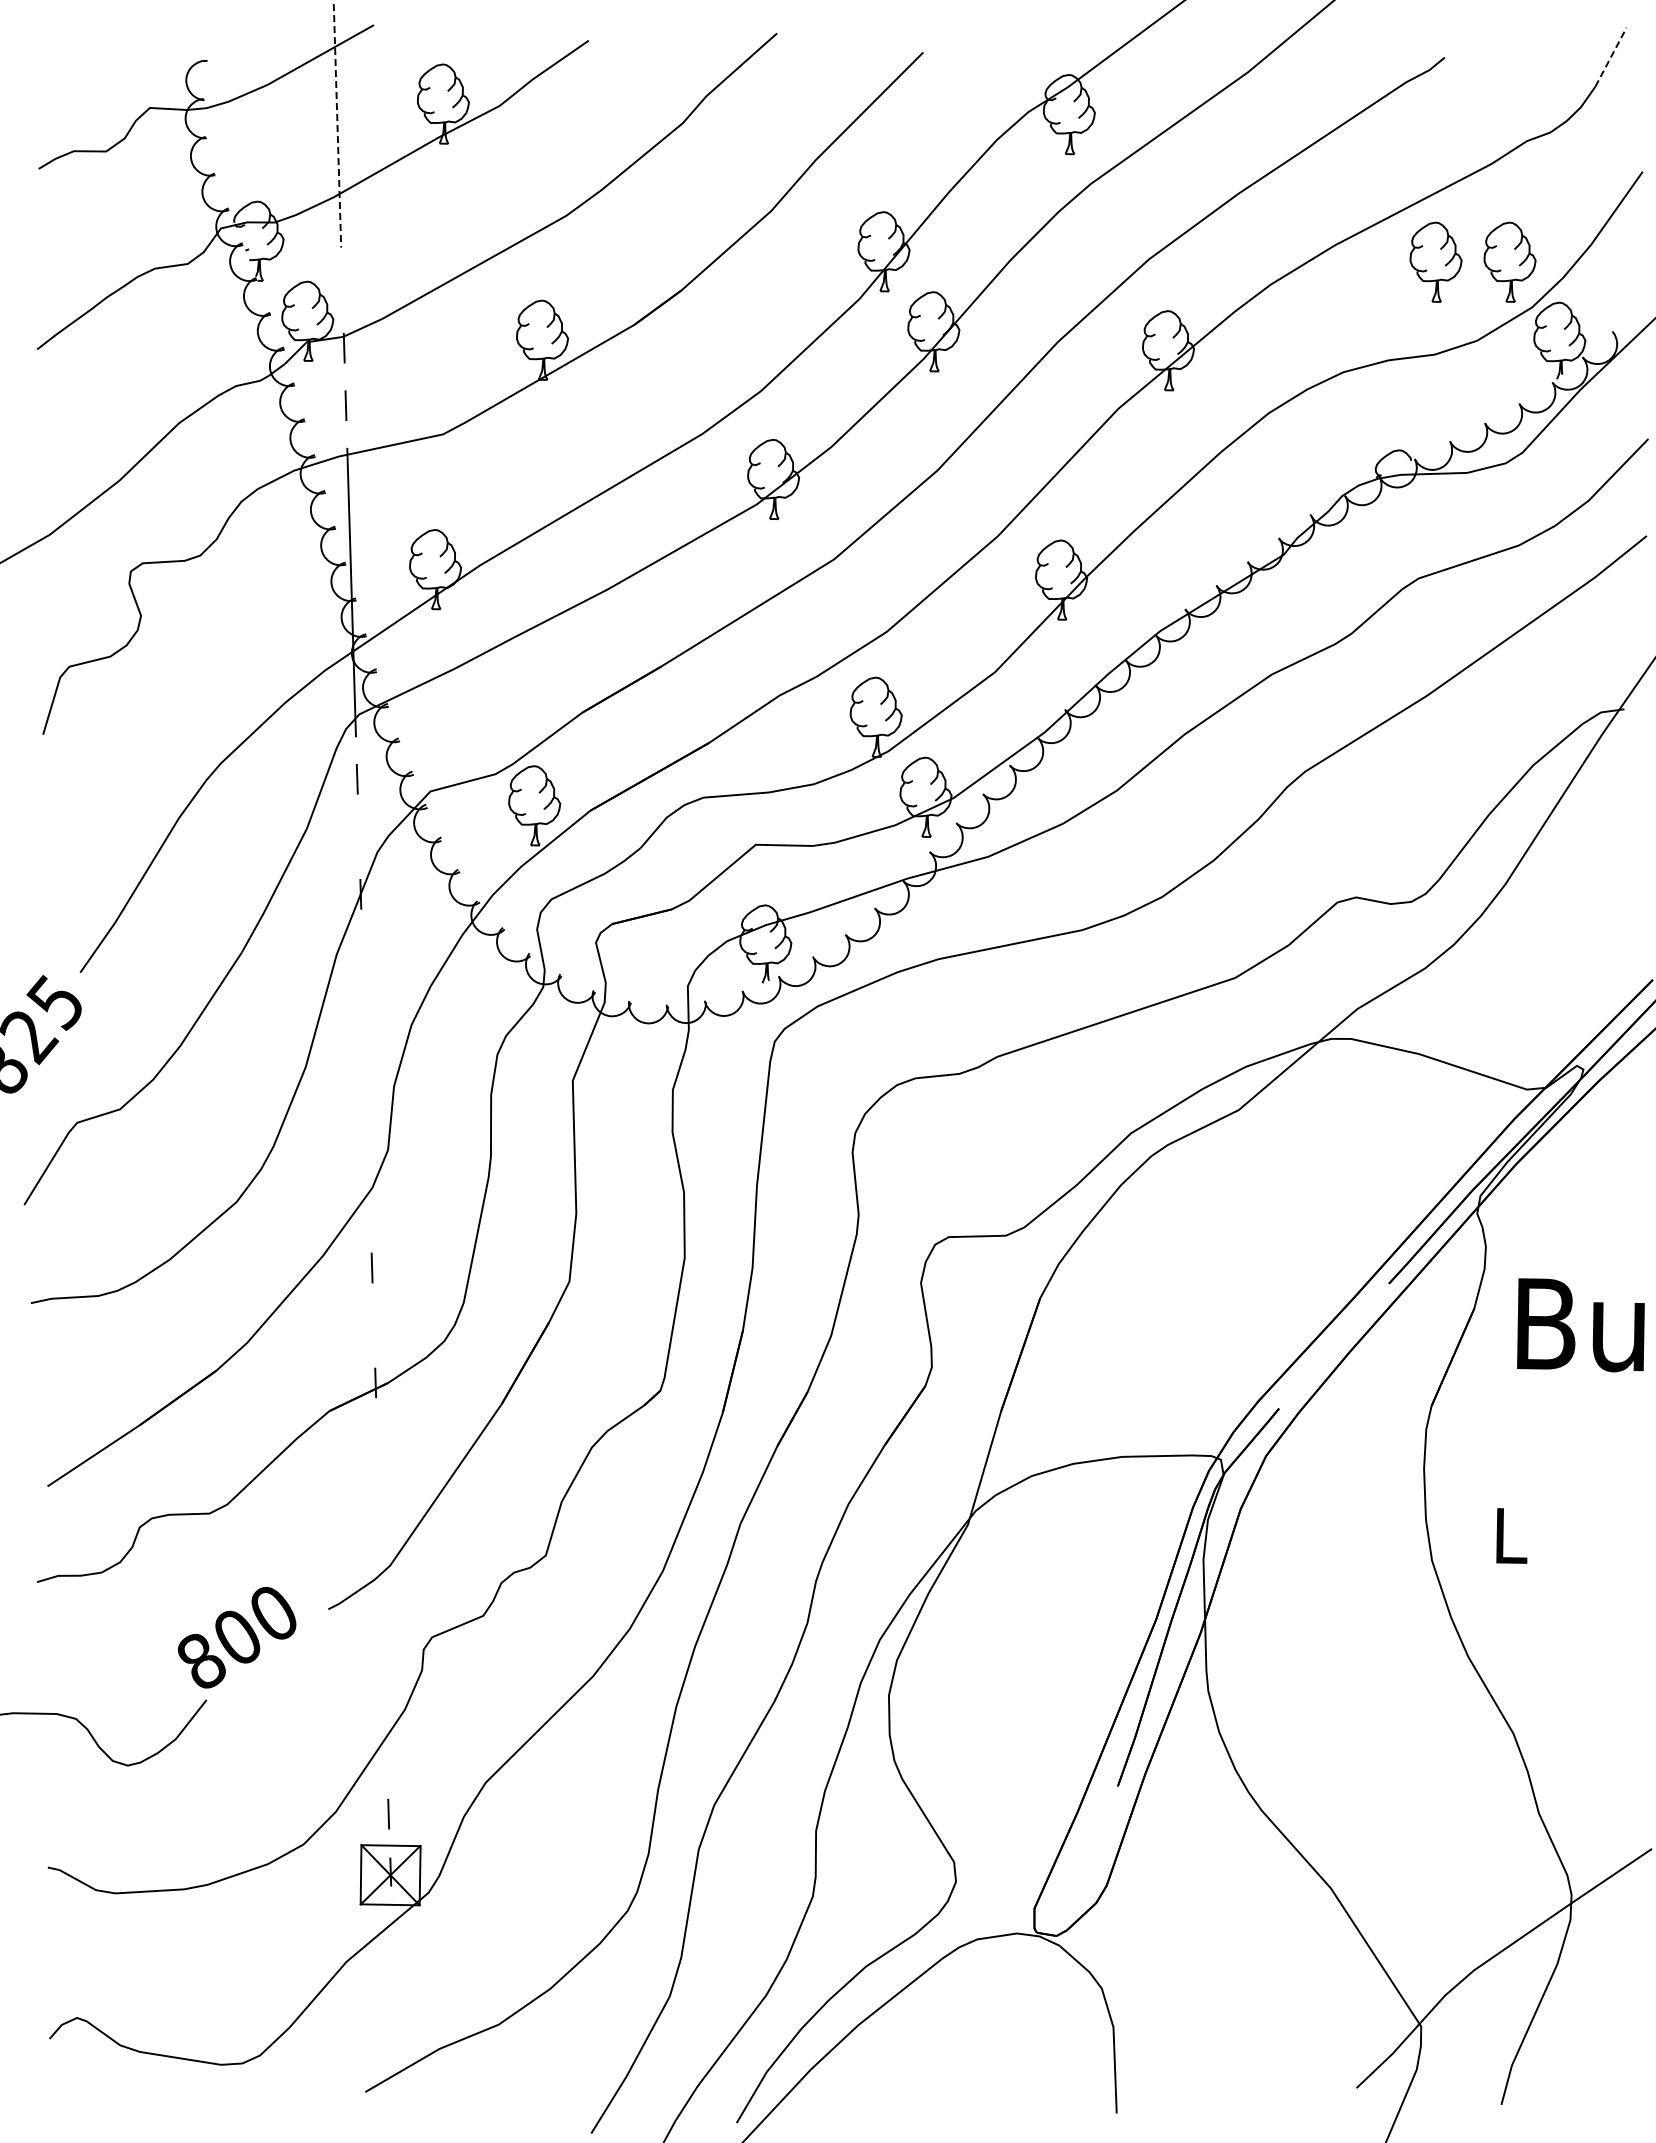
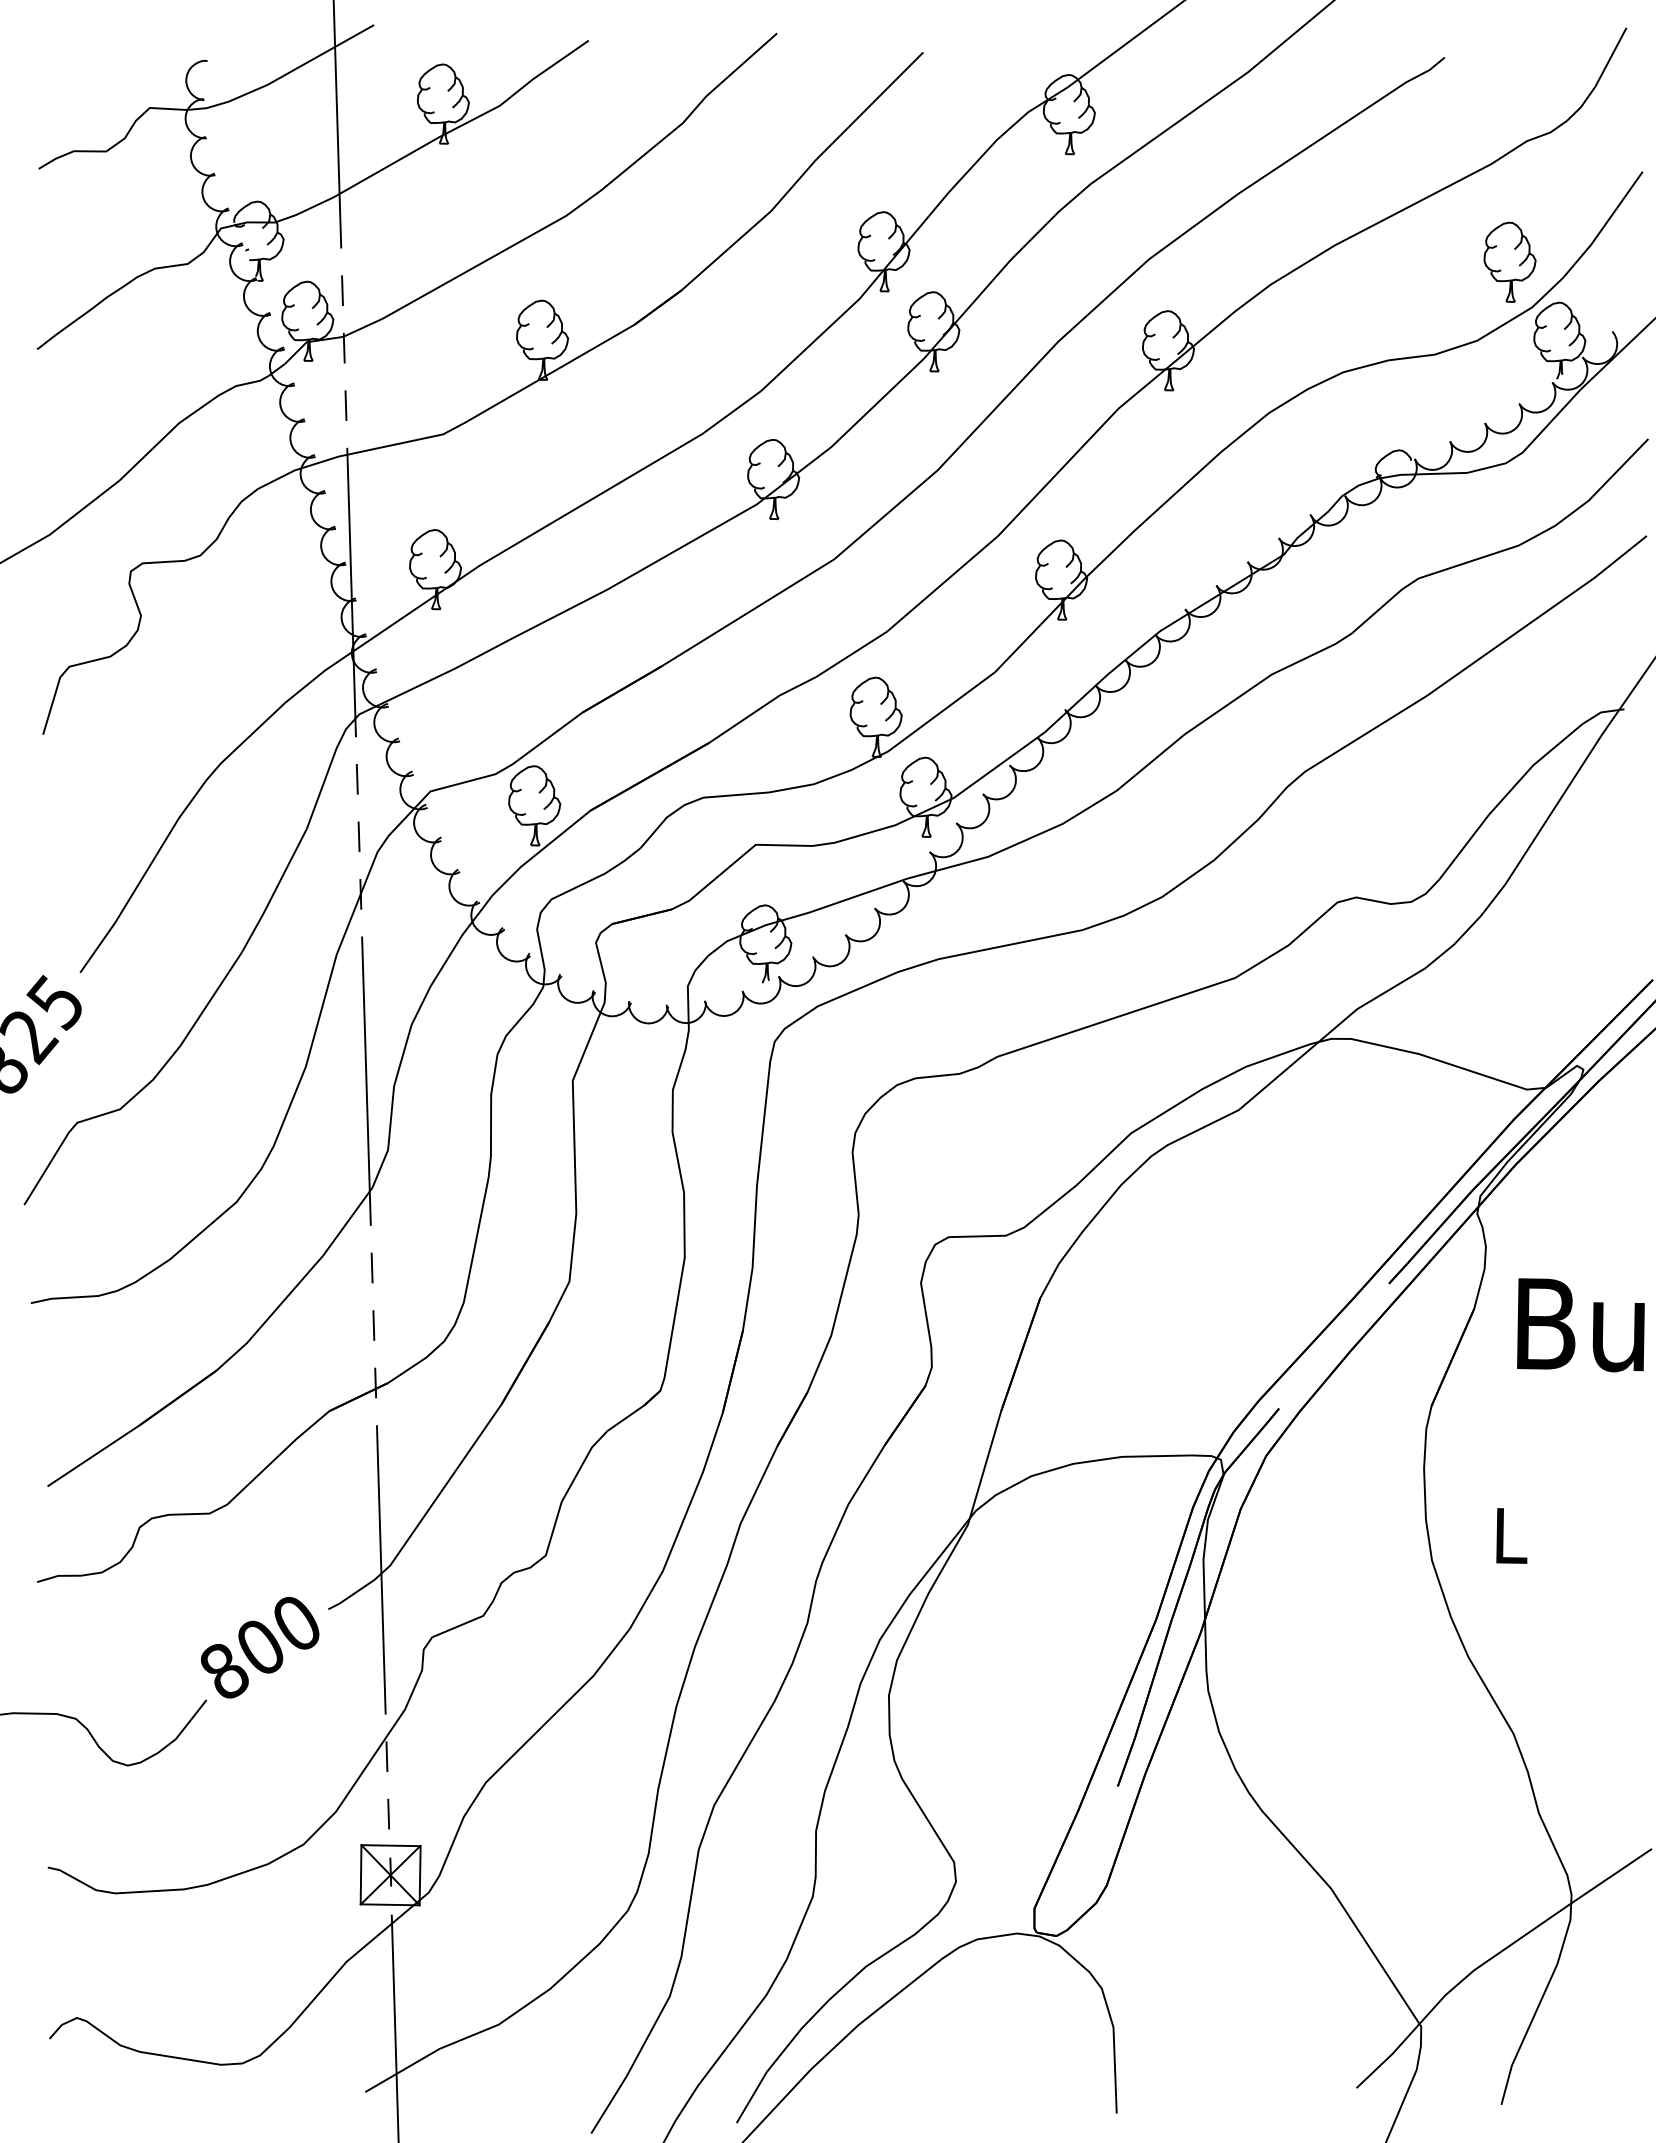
line: dashed -> solid (1611, 56)
line: dashed -> solid (337, 123)
part: present -> none (1435, 261)
line: none -> present (342, 290)
line: none -> present (358, 836)
line: none -> present (366, 1080)
line: none -> present (373, 1325)
line: none -> present (380, 1569)
text position: (237, 1637) -> (260, 1647) (260, 1647)
line: none -> present (386, 1756)
line: none -> present (394, 2027)
